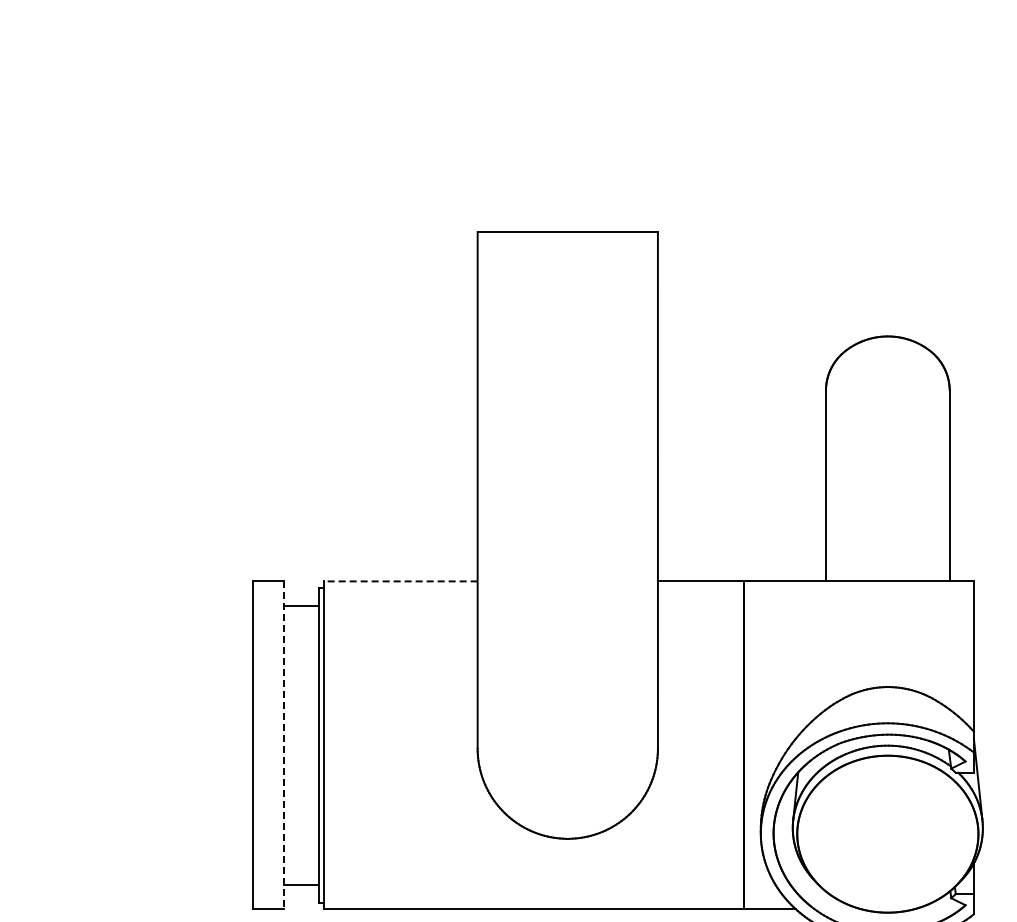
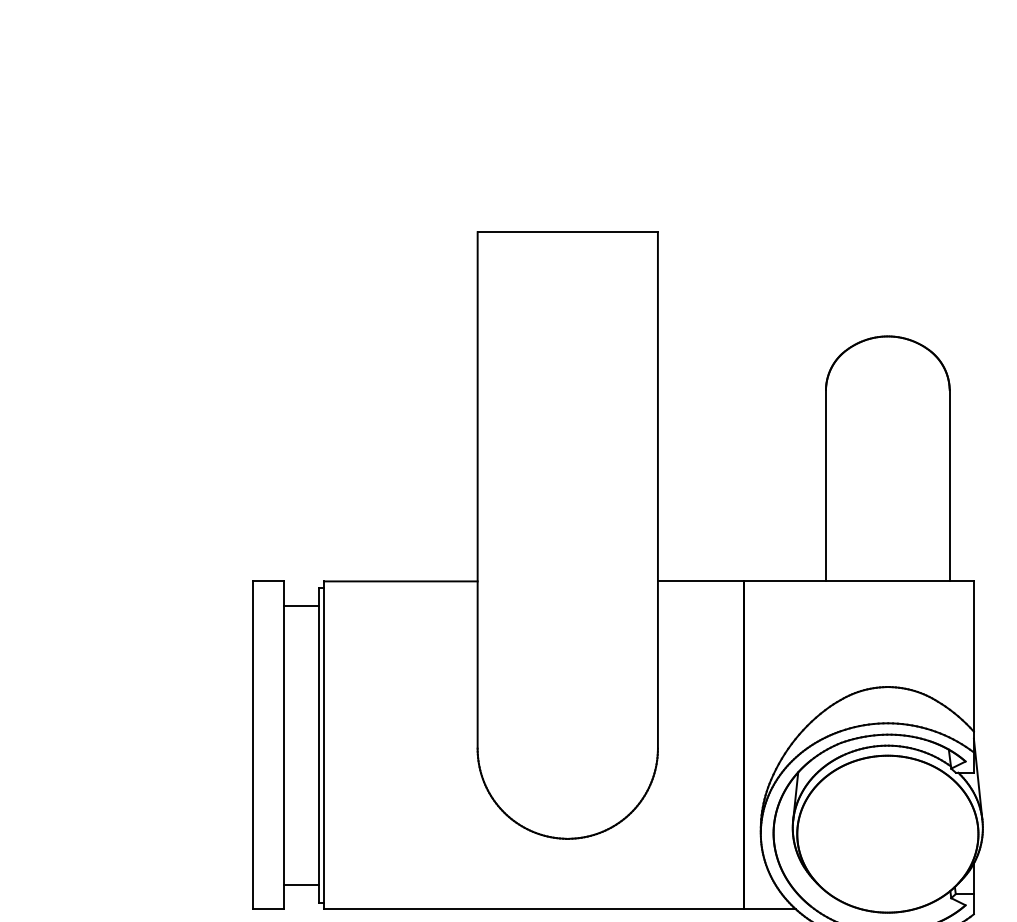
line: dashed -> solid (400, 581)
line: dashed -> solid (284, 745)
